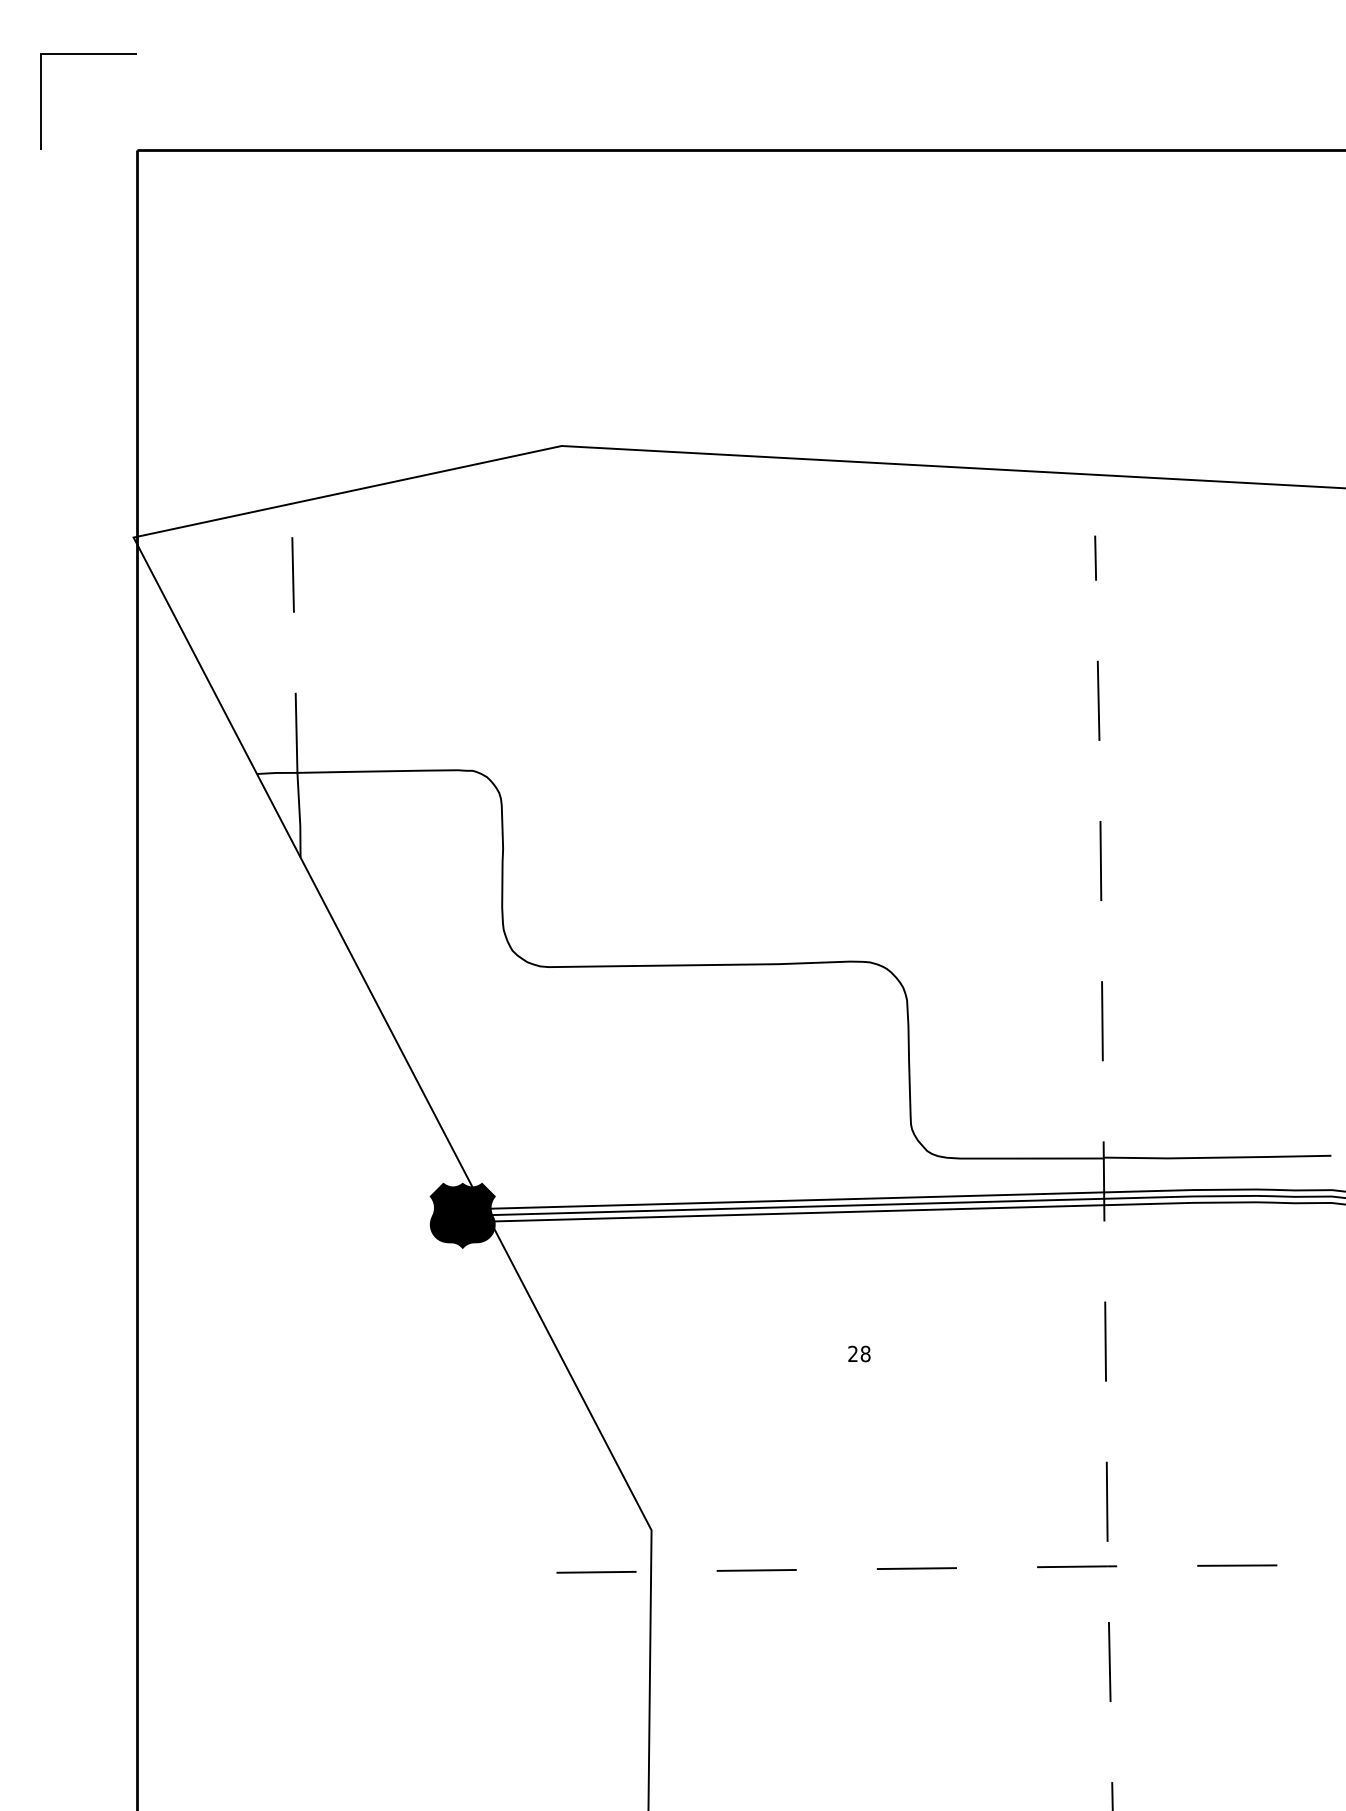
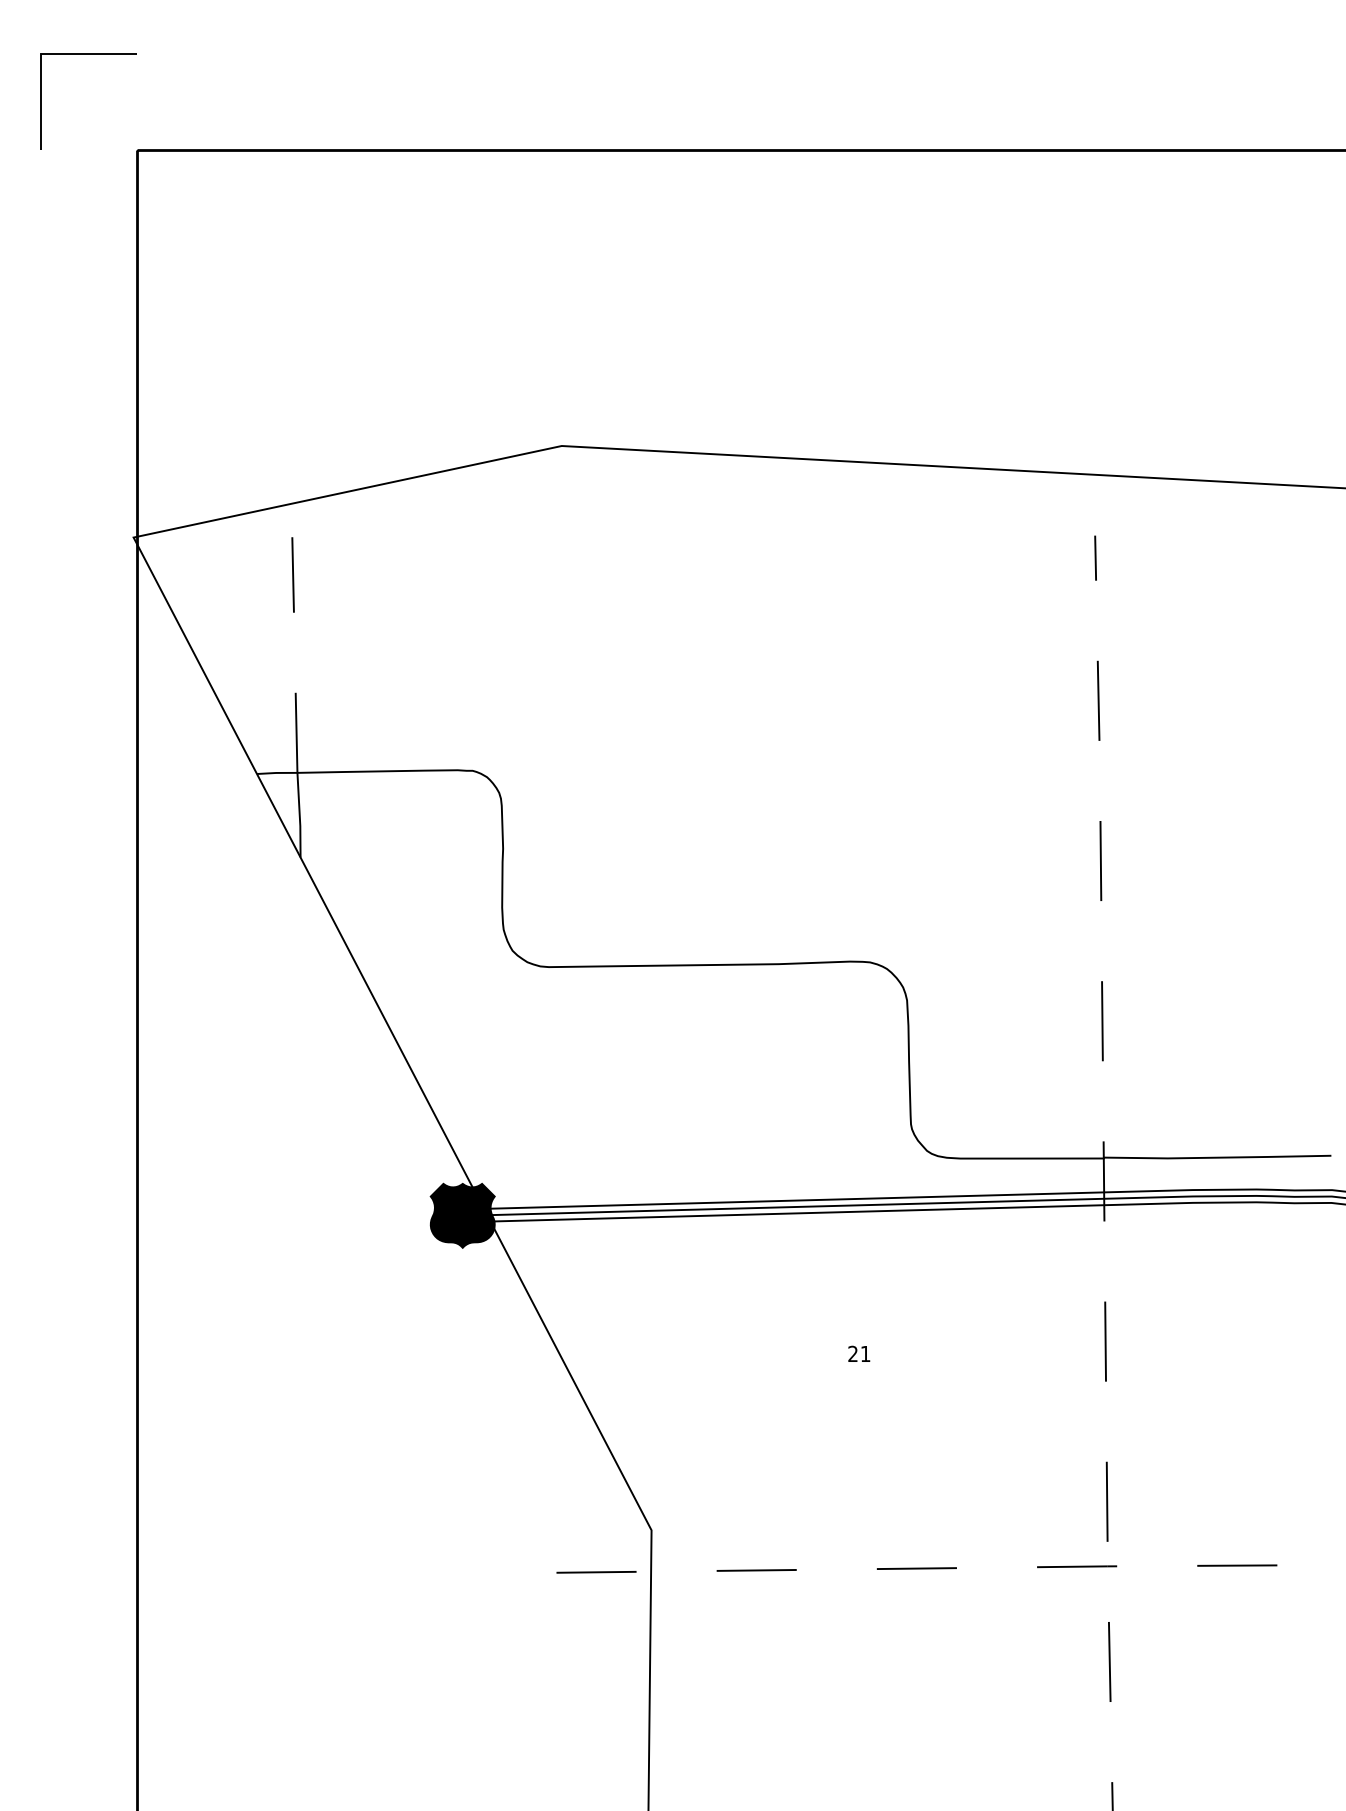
text: 28 -> 21 (865, 1353)
